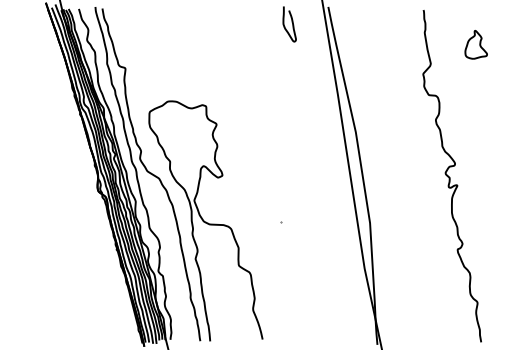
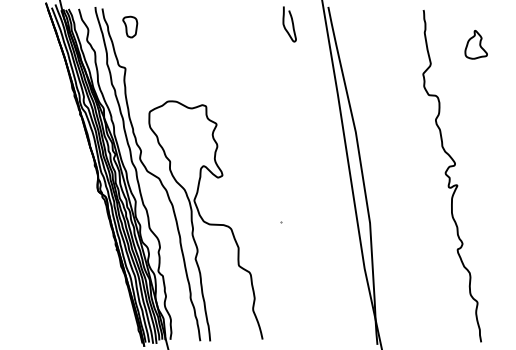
part: none -> present (130, 26)
